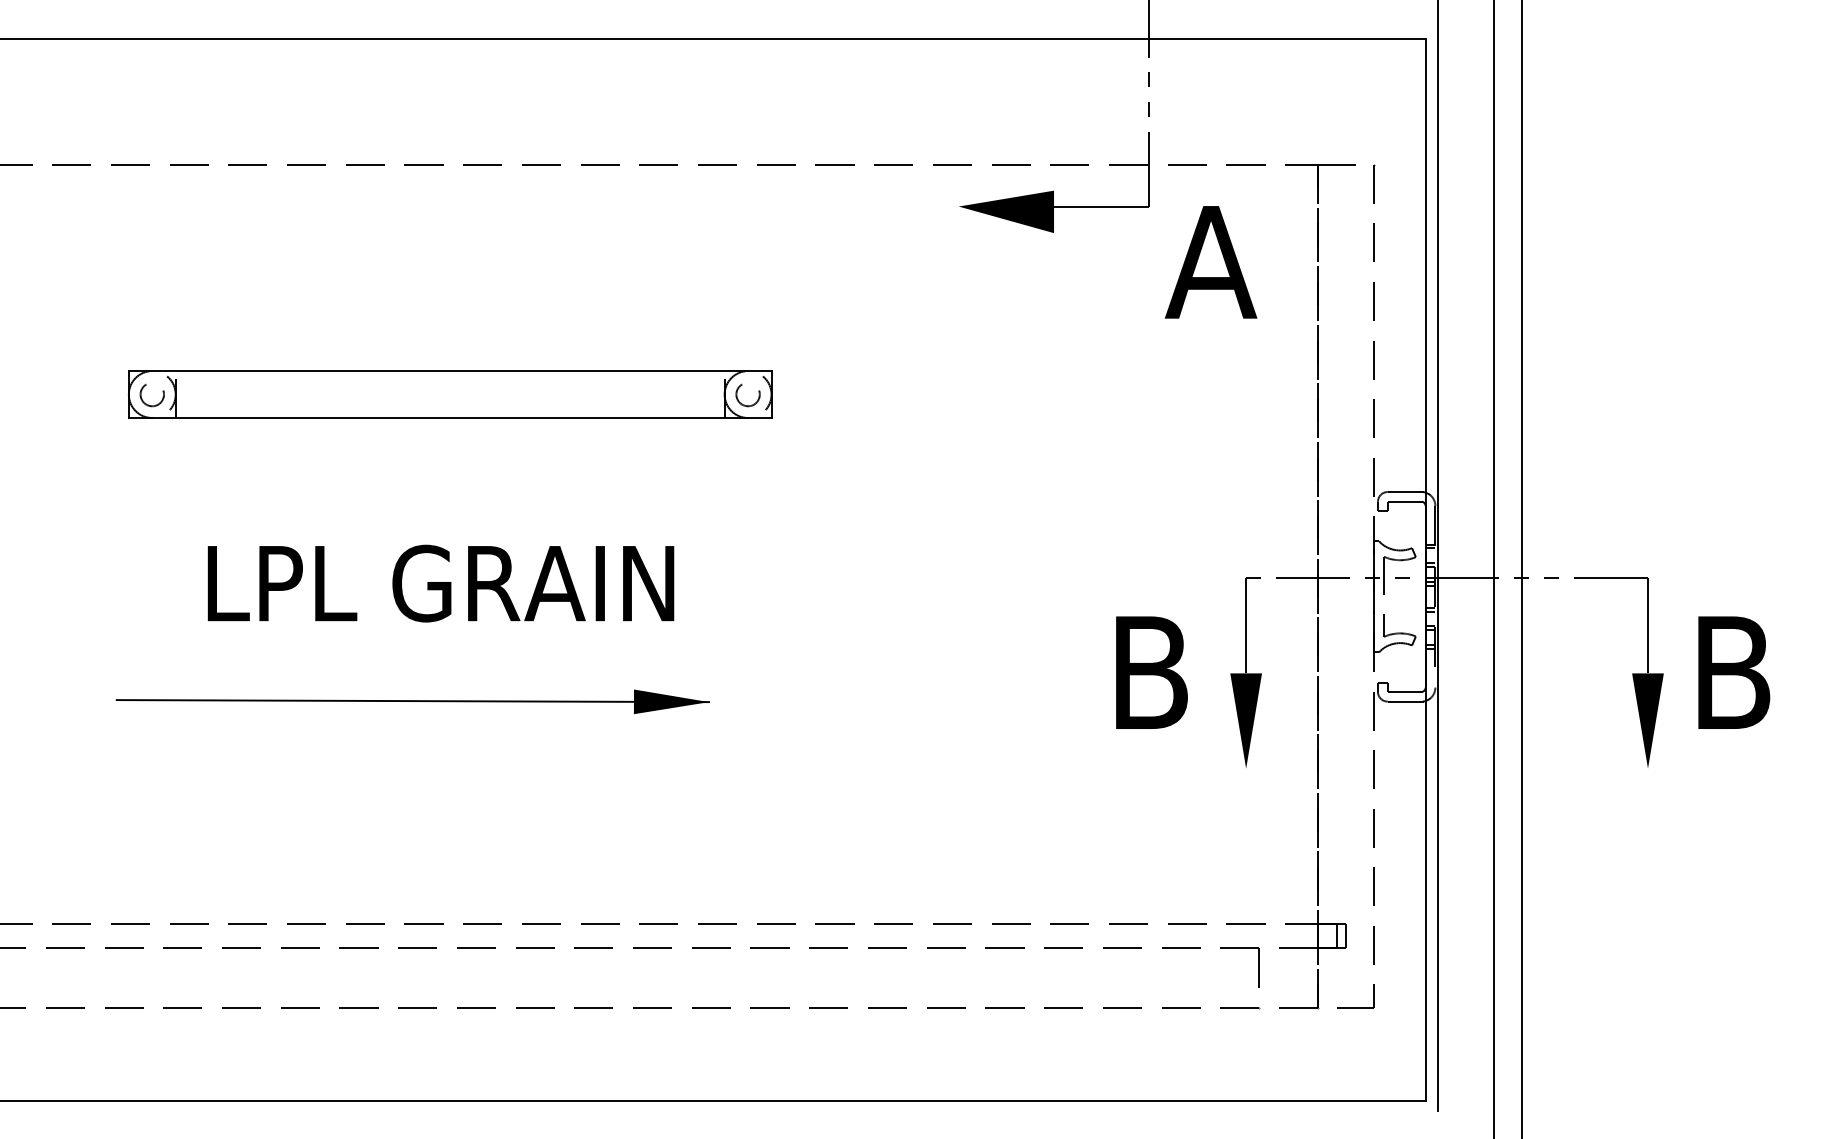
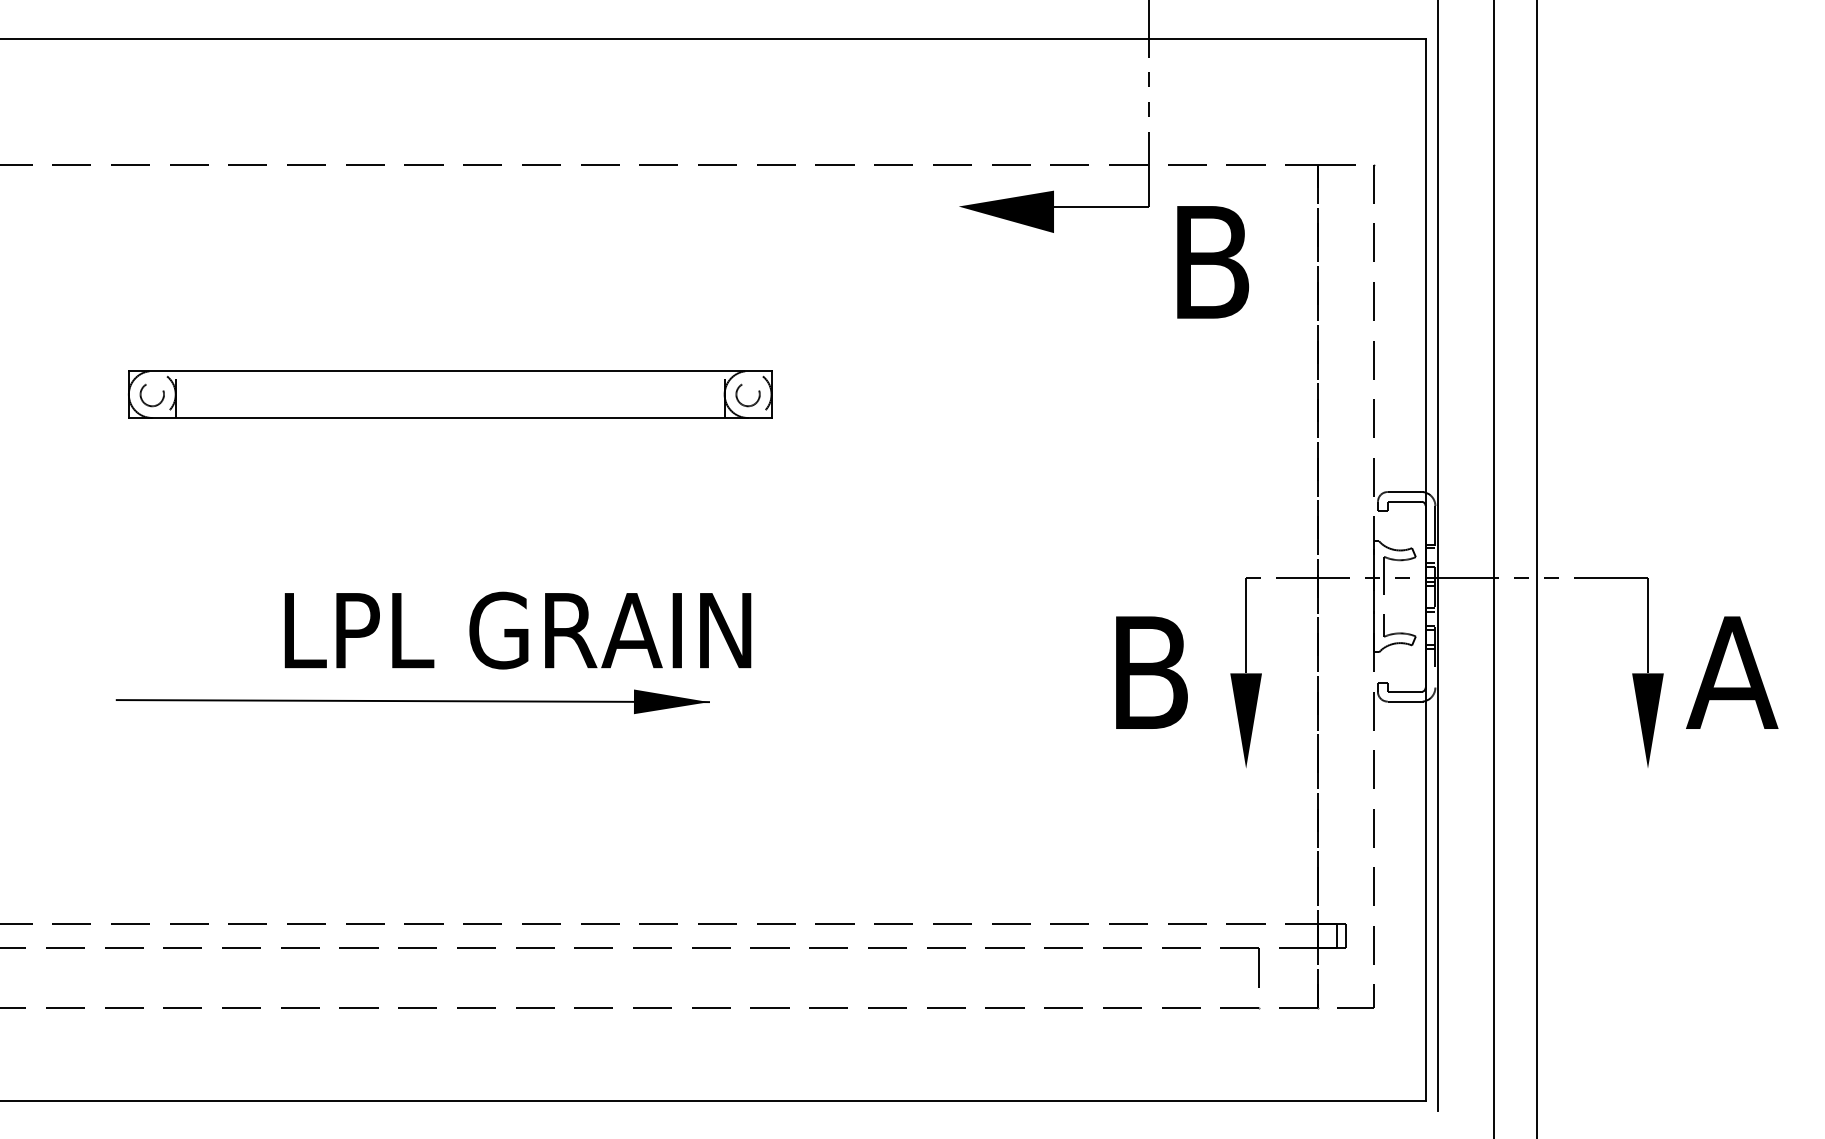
text: A -> B (1210, 262)
line position: (1522, 568) -> (1537, 568) (1537, 568)
text position: (440, 583) -> (517, 630) (517, 630)
text: B -> A (1732, 672)
